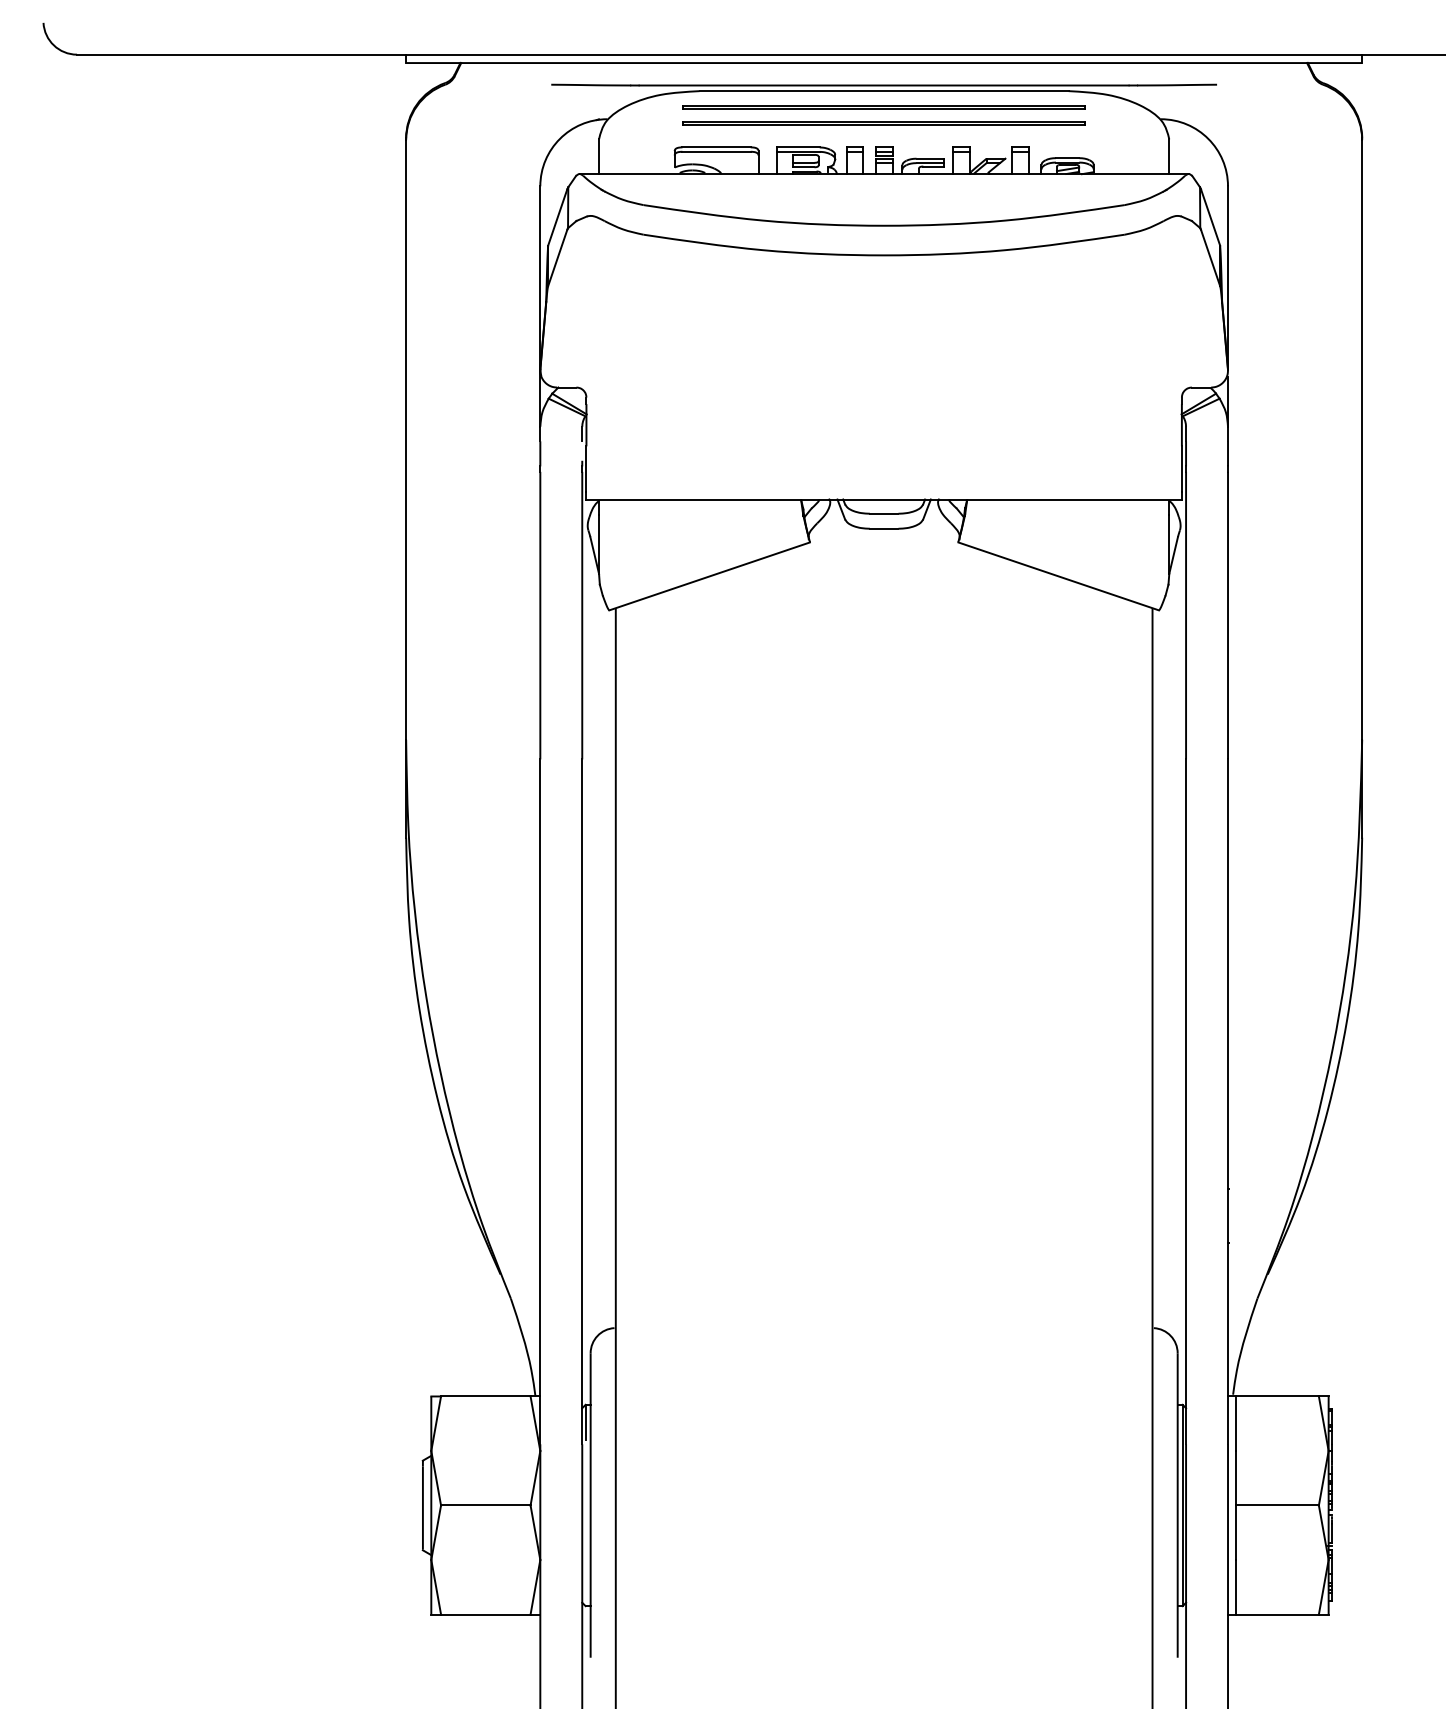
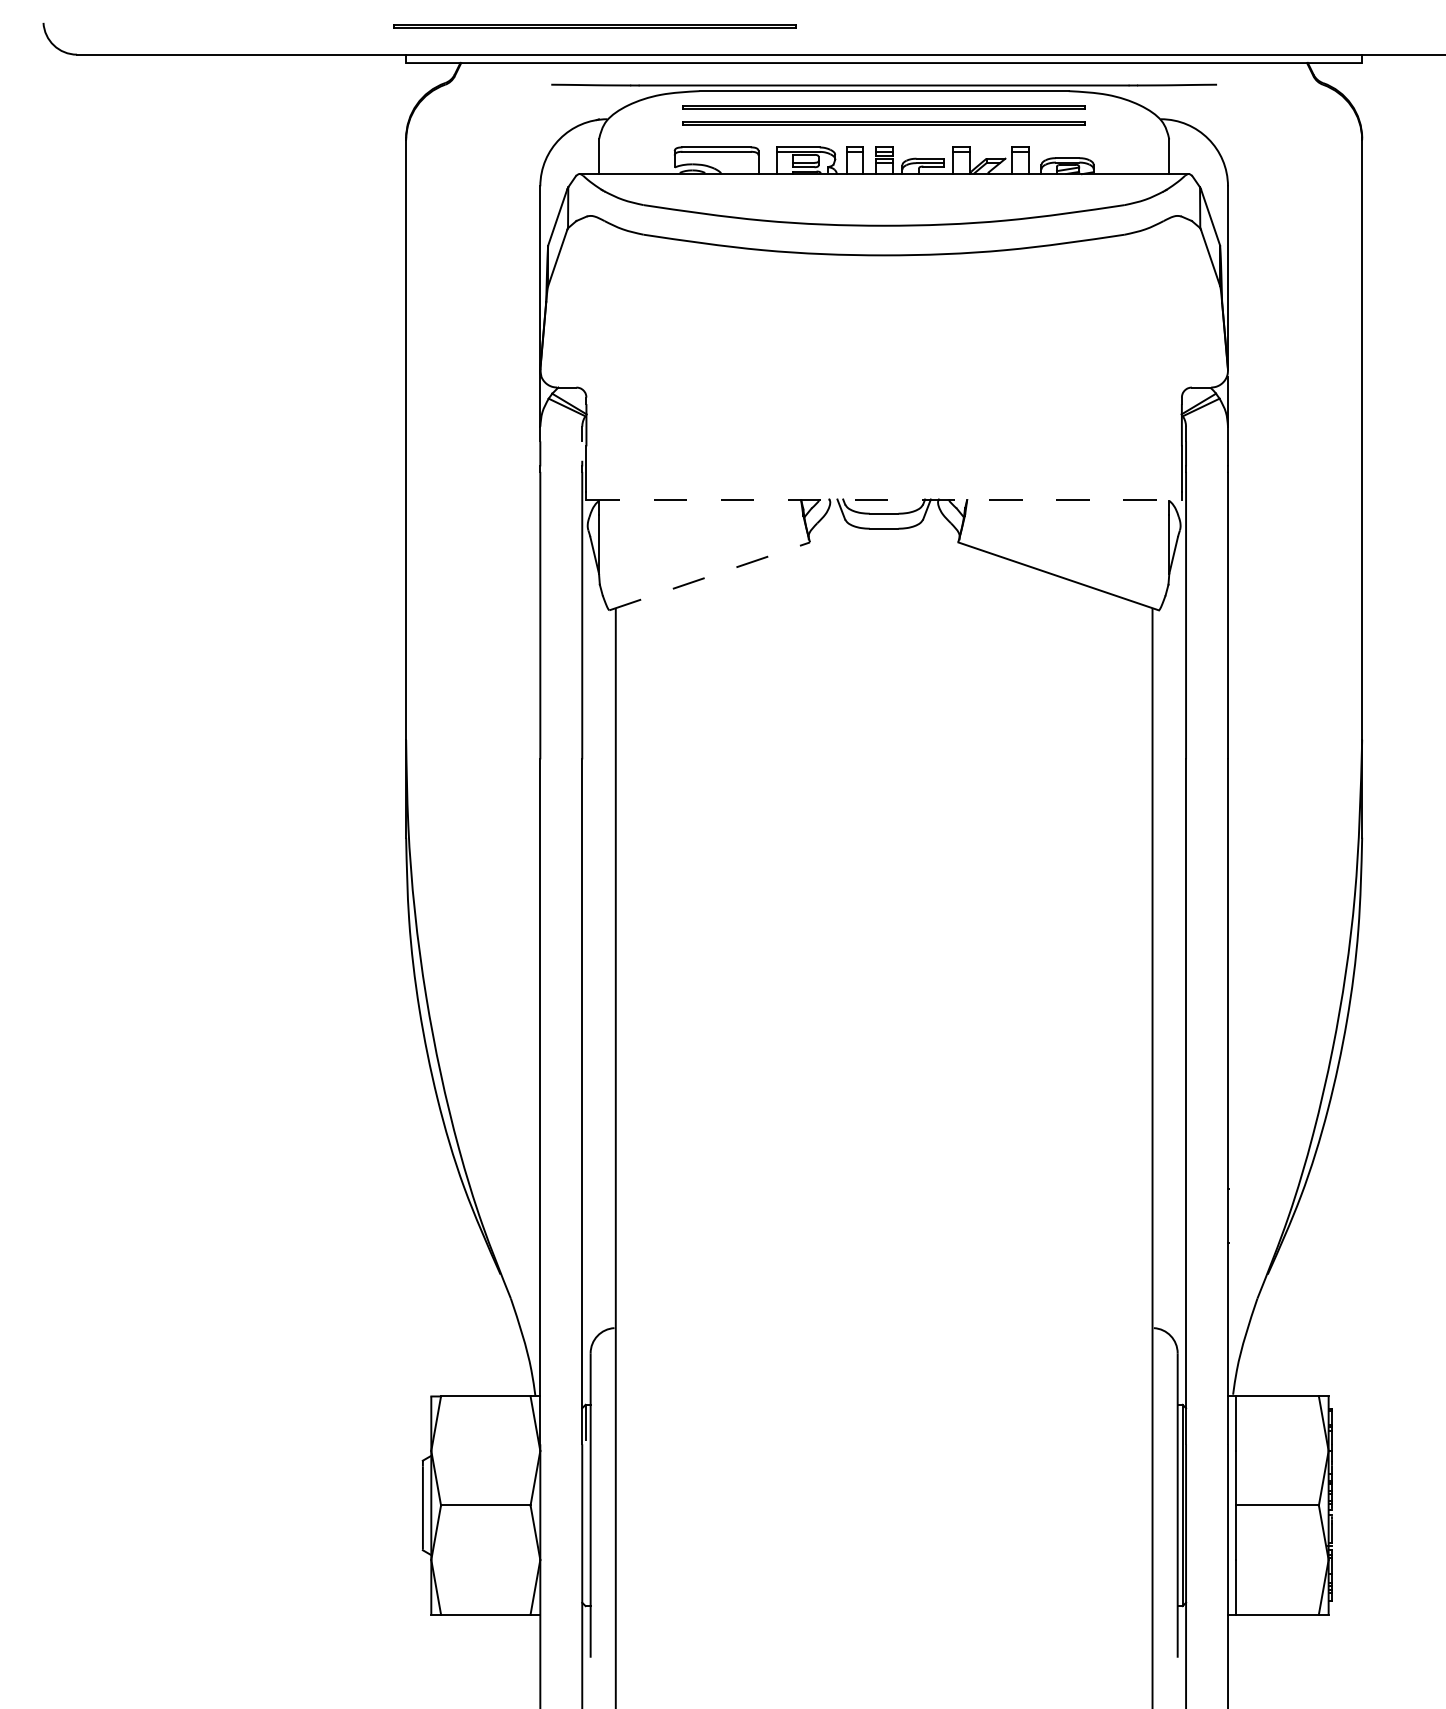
line: none -> present (594, 25)
line: solid -> dashed (884, 499)
line: solid -> dashed (709, 576)
